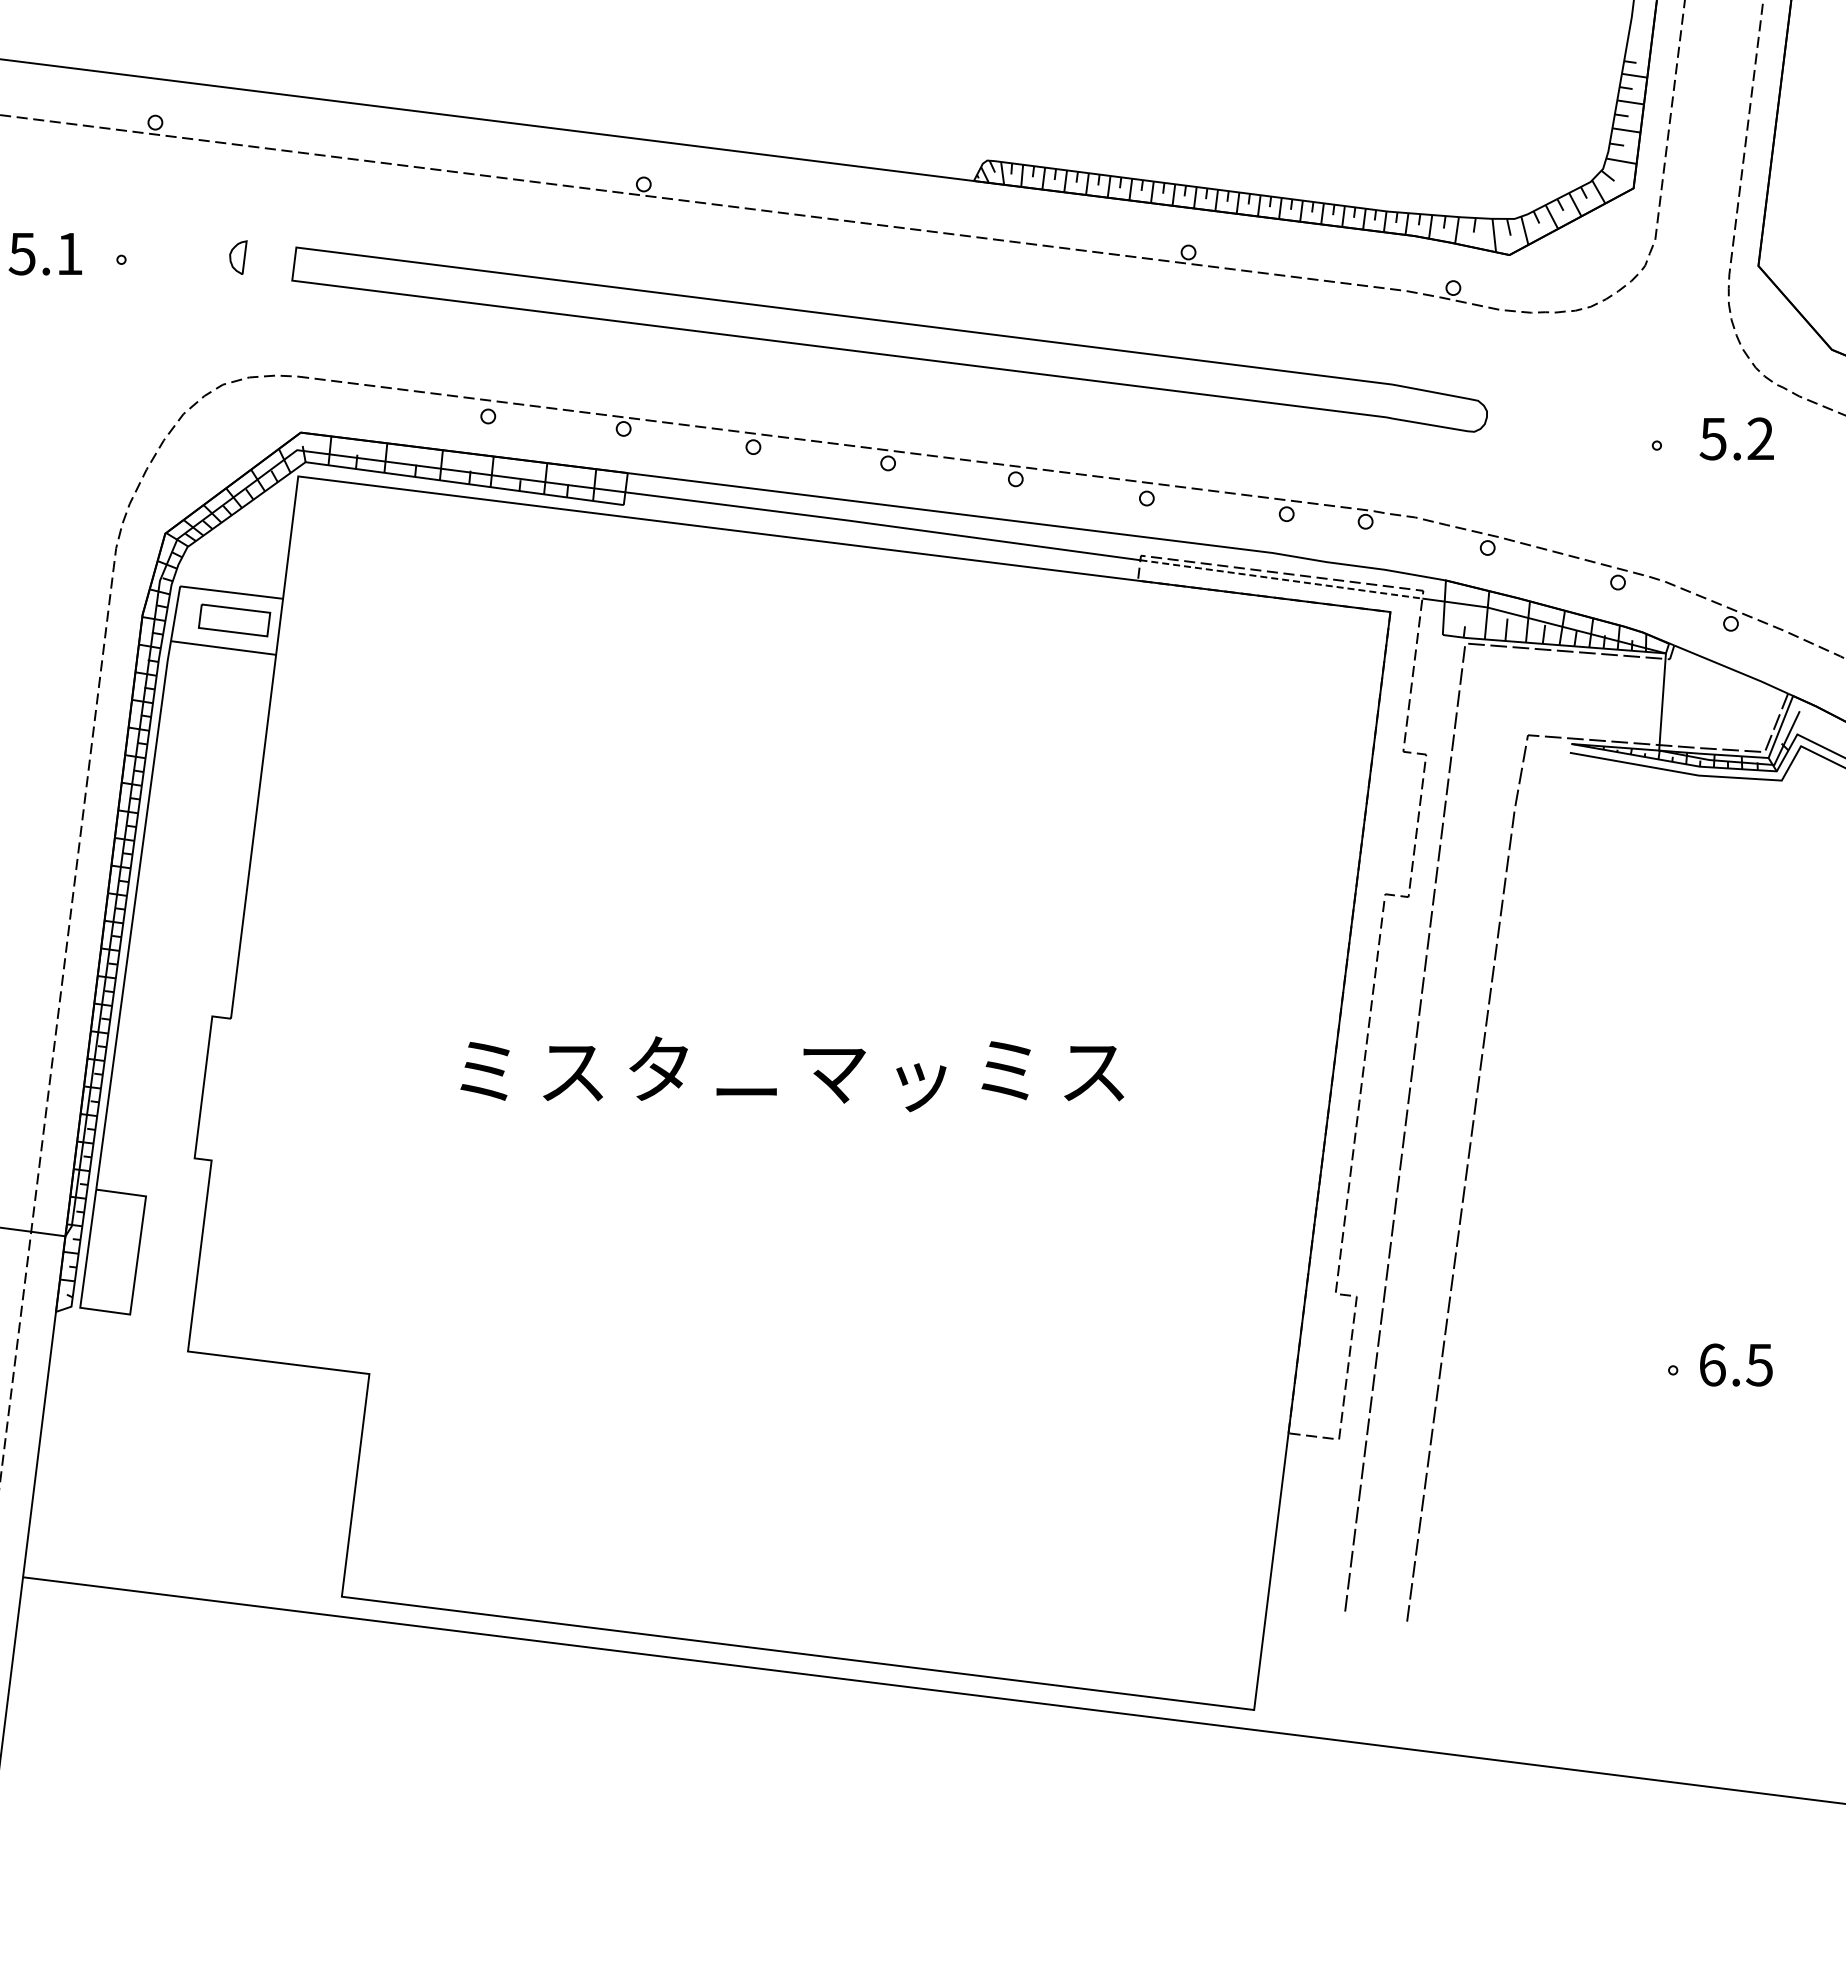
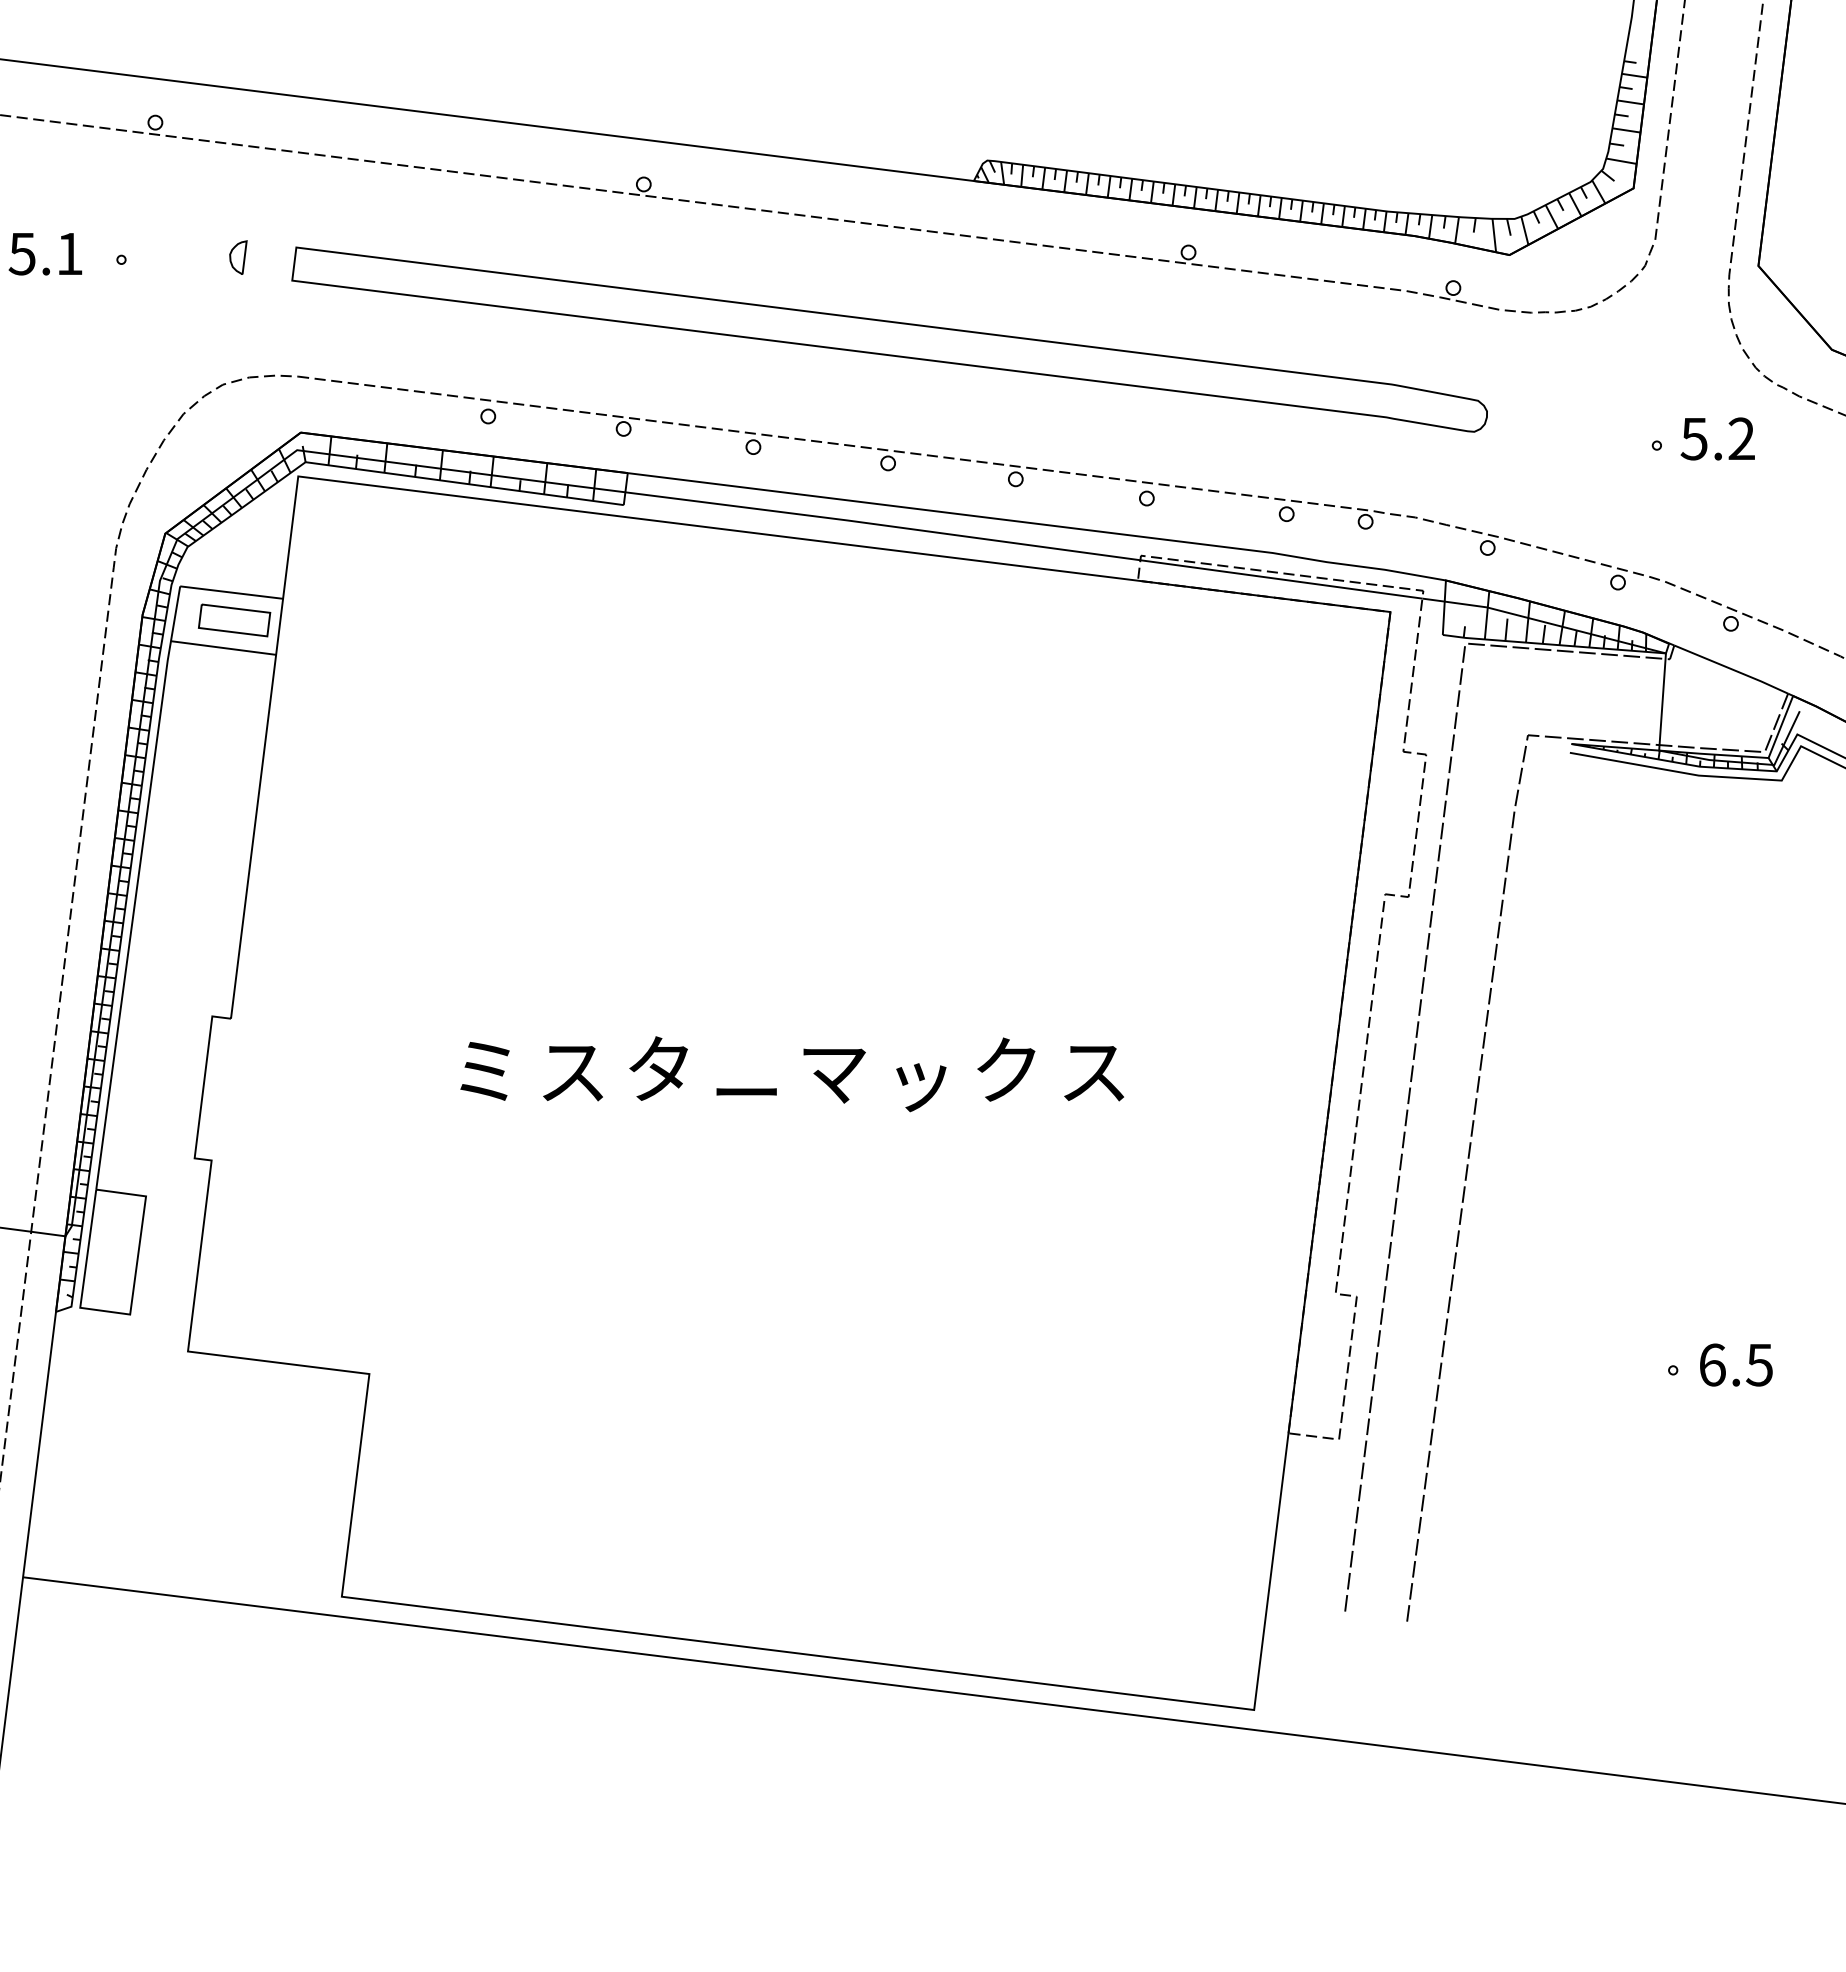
text position: (1736, 438) -> (1717, 438) (1717, 438)
line: dashed -> solid (1281, 579)
text: ミ -> ク (1006, 1069)
